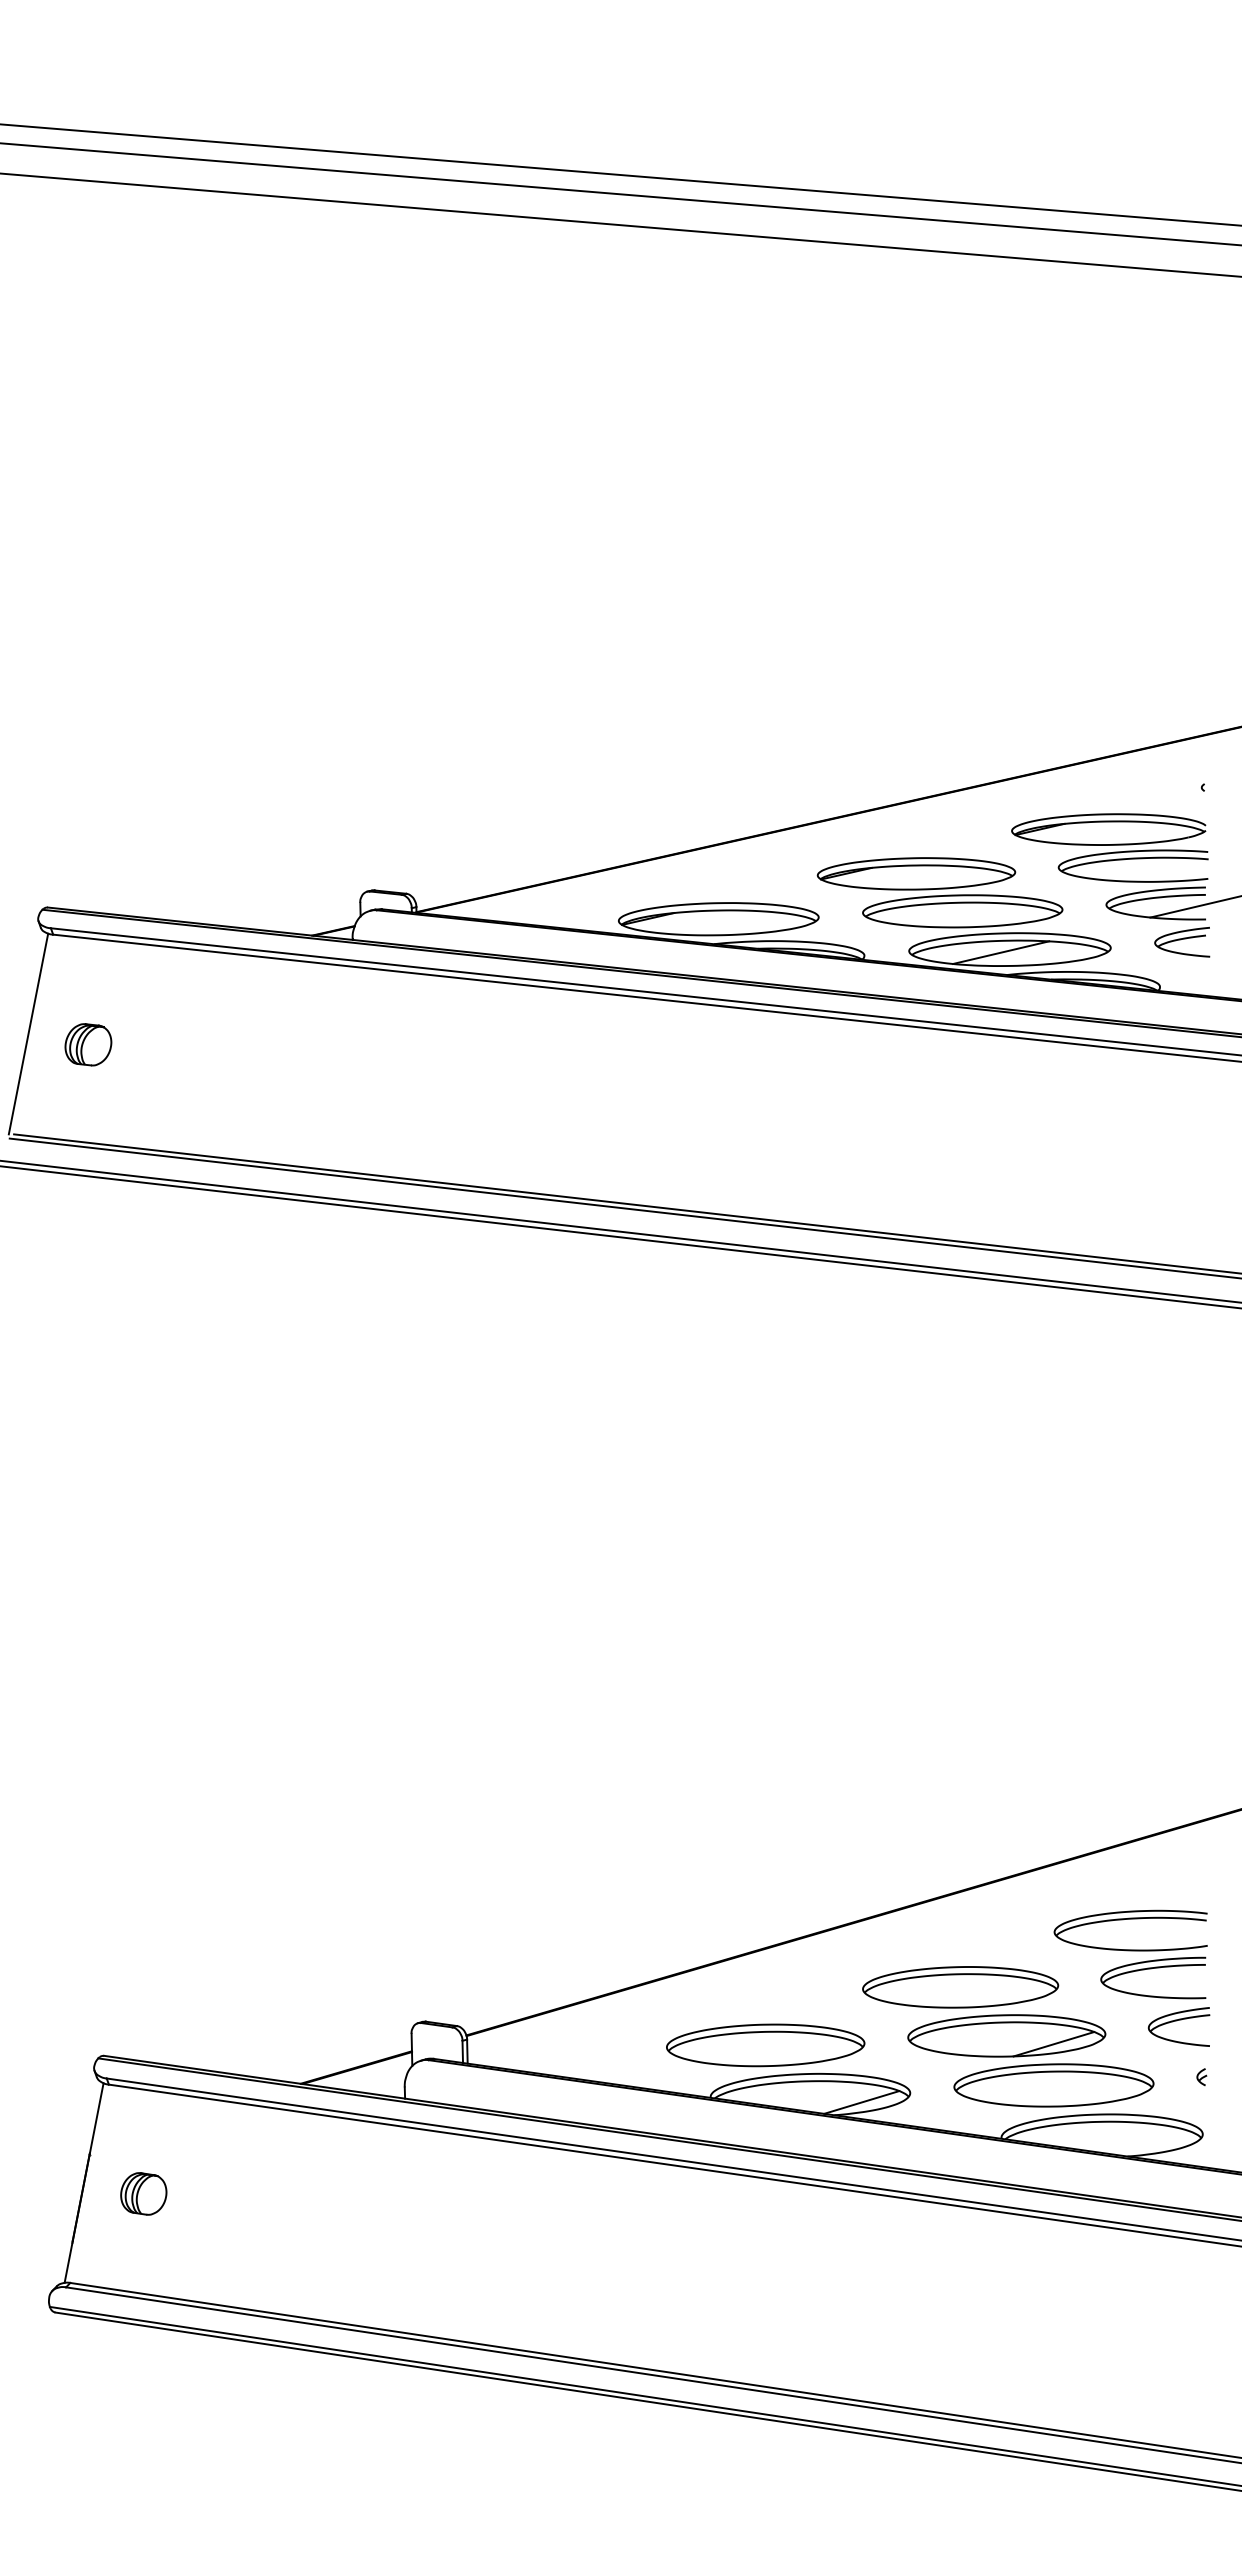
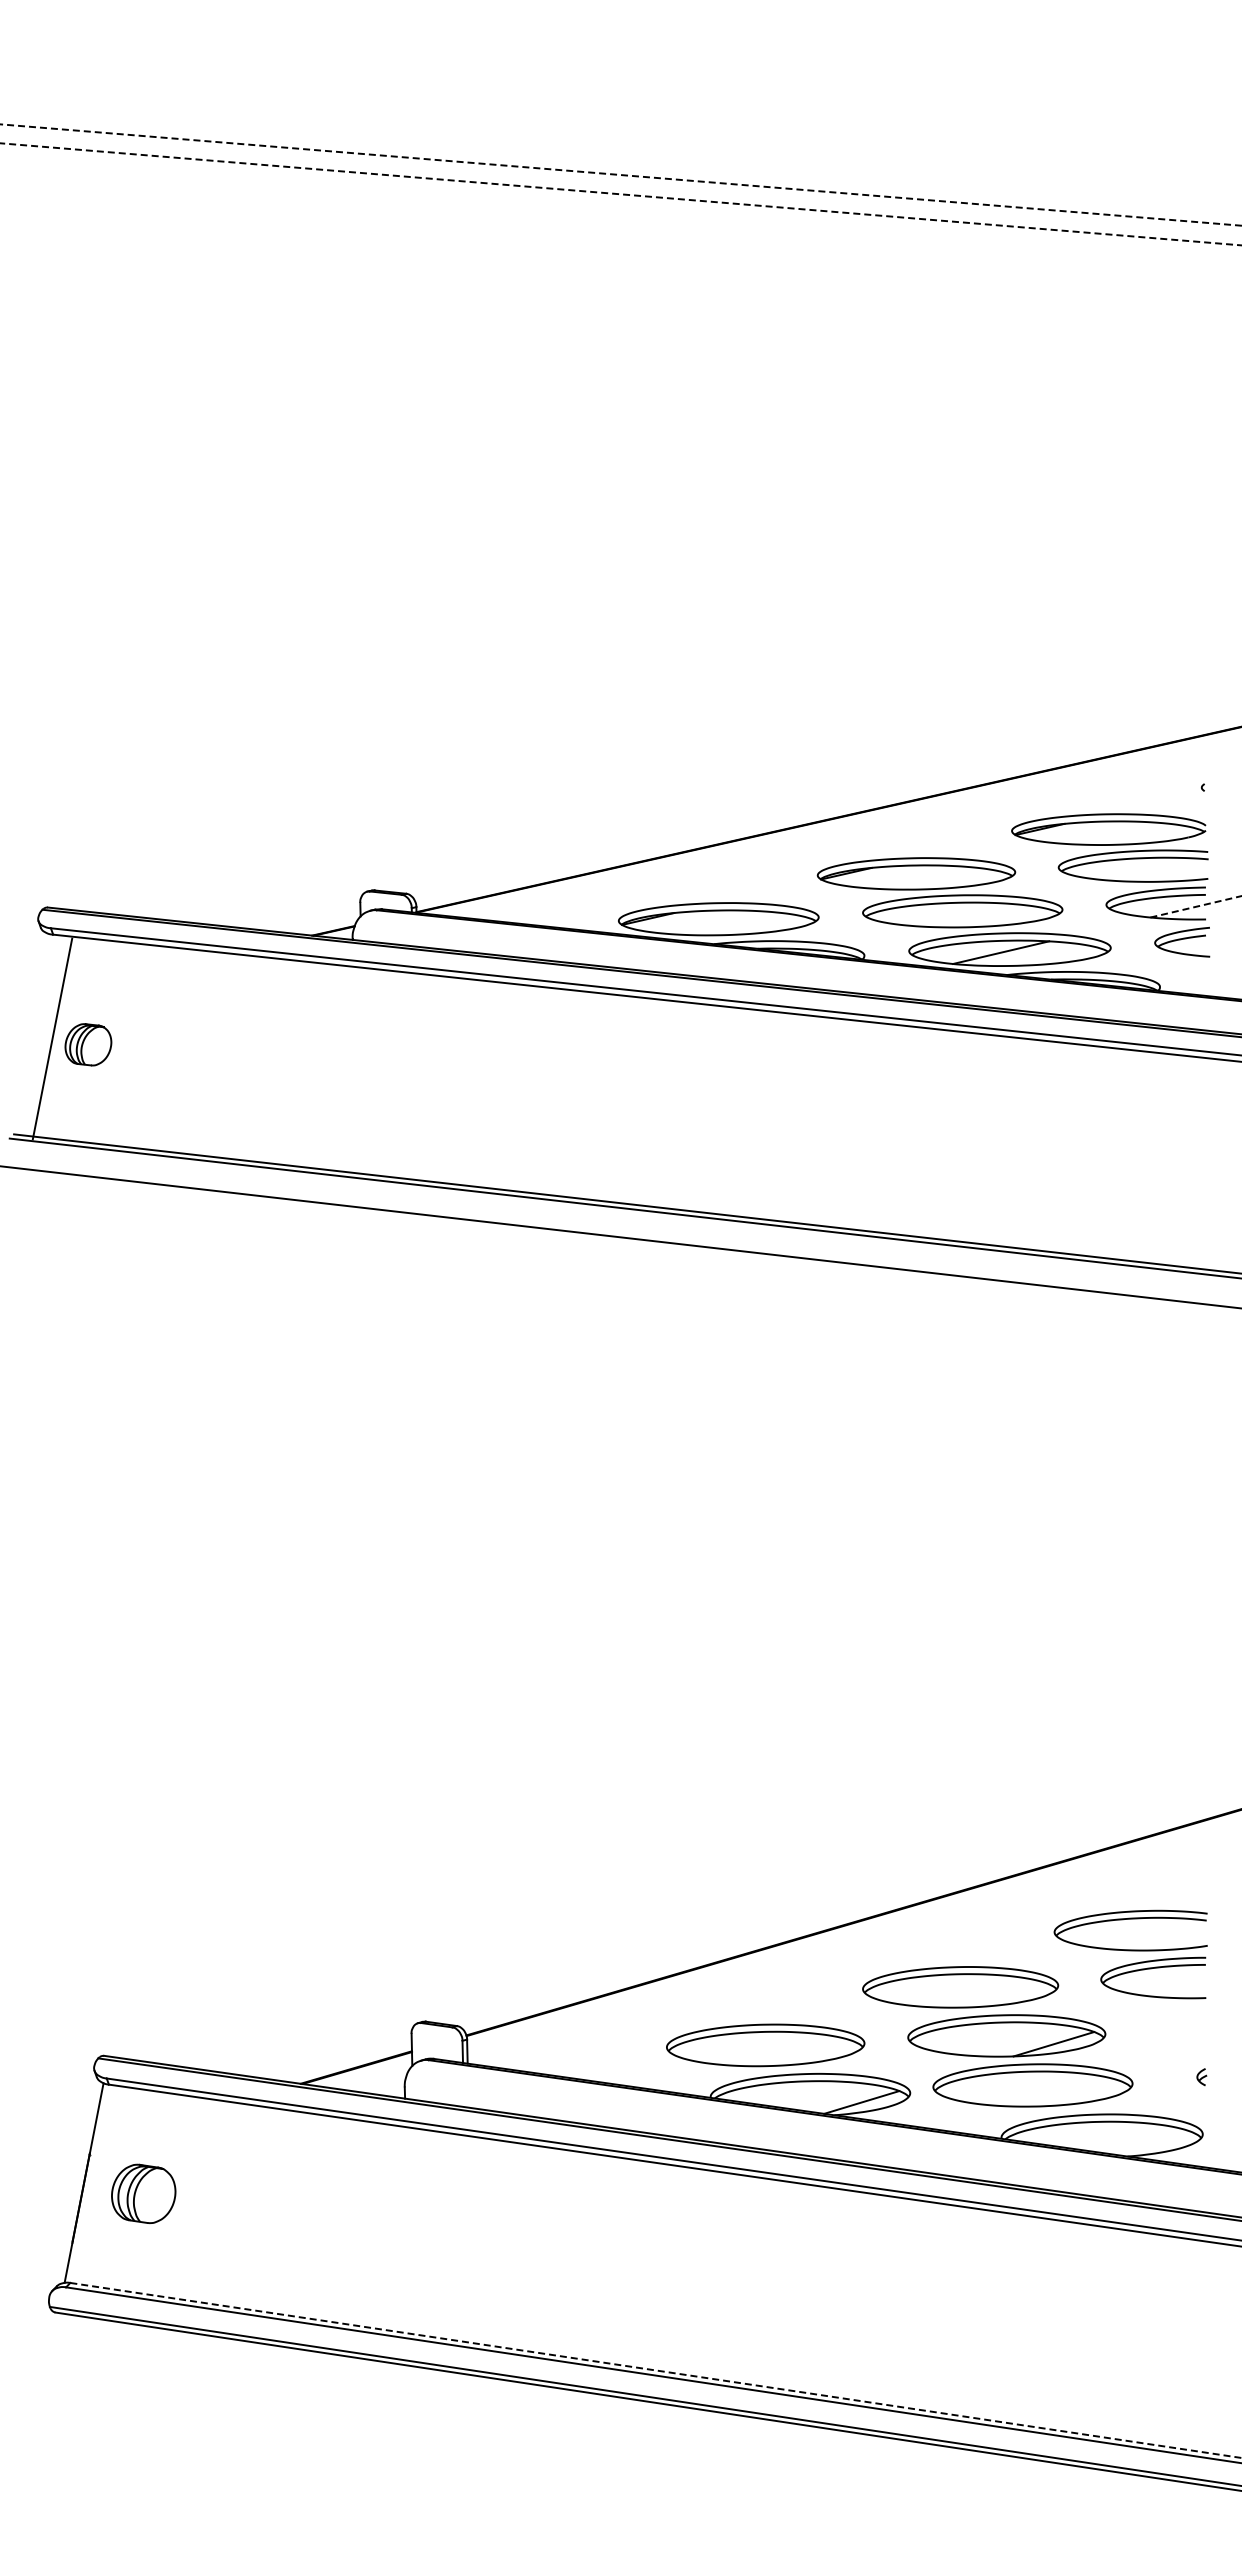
line: solid -> dashed (620, 175)
line: solid -> dashed (621, 194)
line: present -> none (620, 224)
line: solid -> dashed (1196, 906)
line position: (28, 1033) -> (52, 1038) (52, 1038)
line: present -> none (620, 1231)
part: present -> none (1178, 2026)
part position: (1053, 2085) -> (1032, 2085) (1032, 2085)
part size: 48x44 px -> 66x61 px (143, 2193)
line: solid -> dashed (655, 2370)
